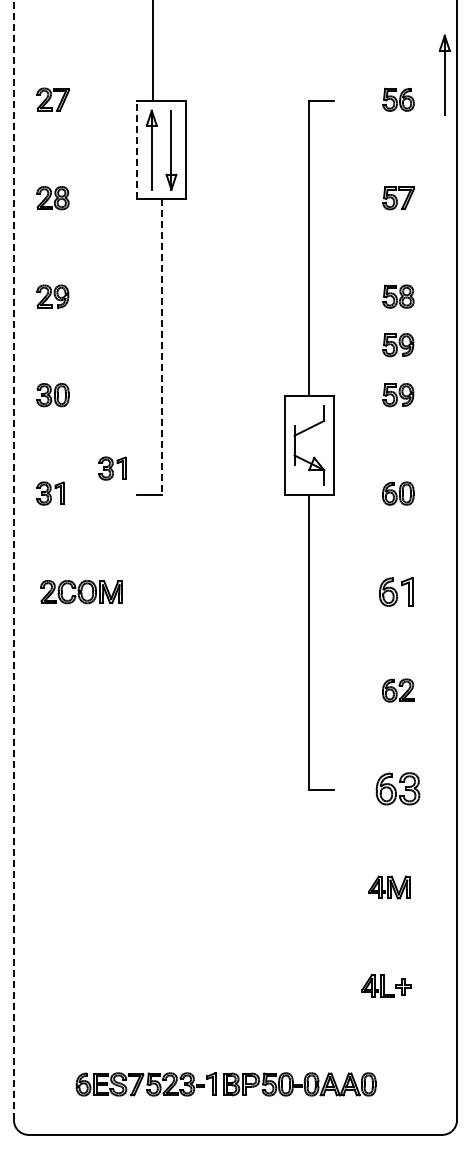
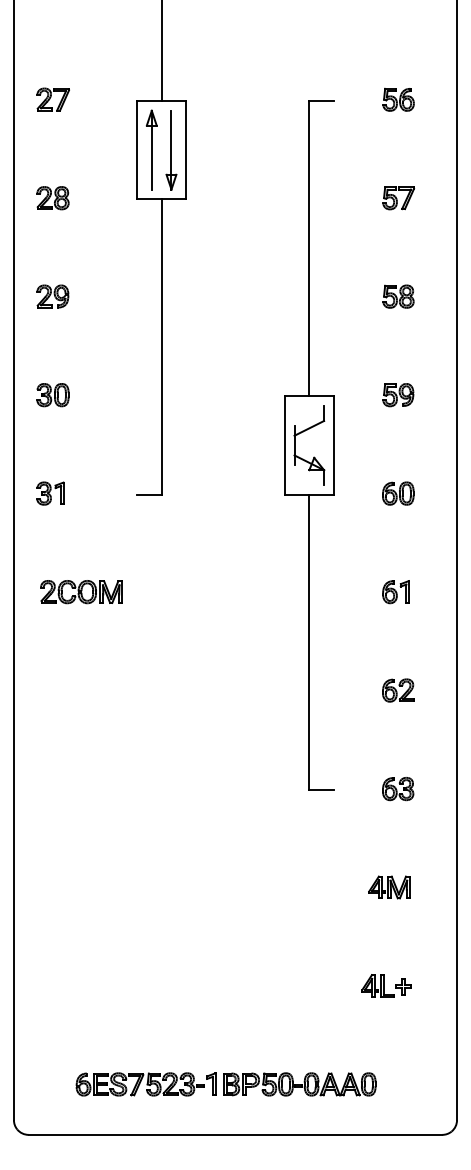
line position: (152, 51) -> (161, 51) (161, 51)
part: present -> none (444, 74)
line: dashed -> solid (137, 149)
part: present -> none (398, 345)
line: dashed -> solid (161, 347)
part: present -> none (112, 468)
line: dashed -> solid (13, 560)
part size: 35x30 px -> 28x25 px (395, 592)
part size: 46x34 px -> 33x25 px (398, 789)
